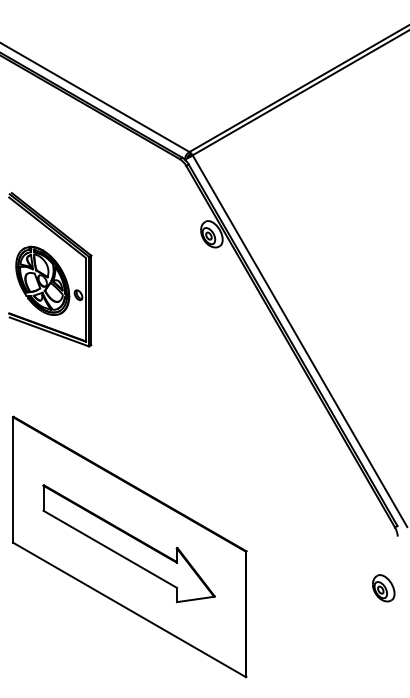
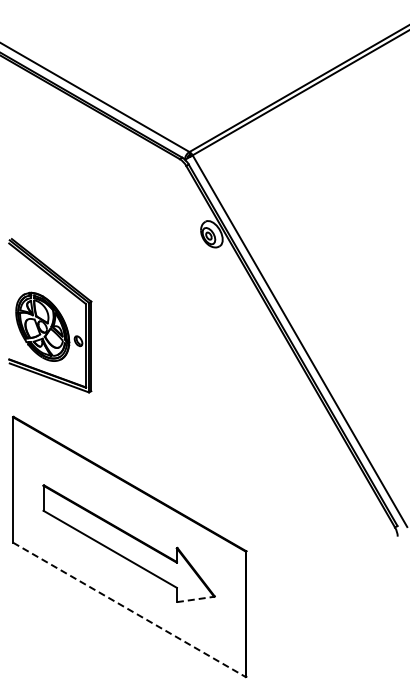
part position: (50, 269) -> (50, 315) (50, 315)
part: present -> none (383, 588)
line: solid -> dashed (195, 599)
line: solid -> dashed (129, 610)
